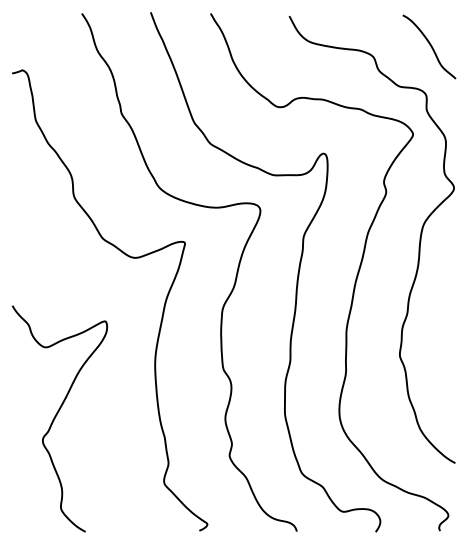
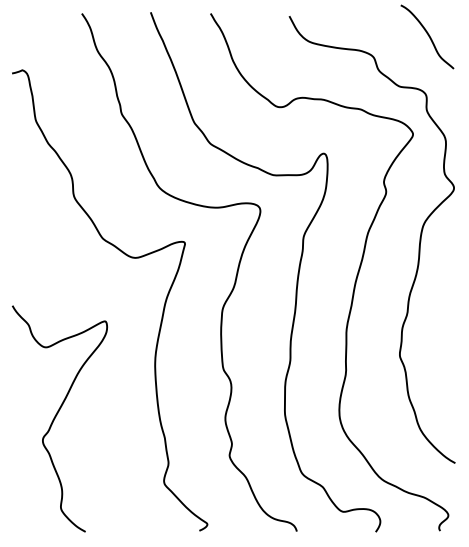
part position: (429, 46) -> (427, 36) (427, 36)
